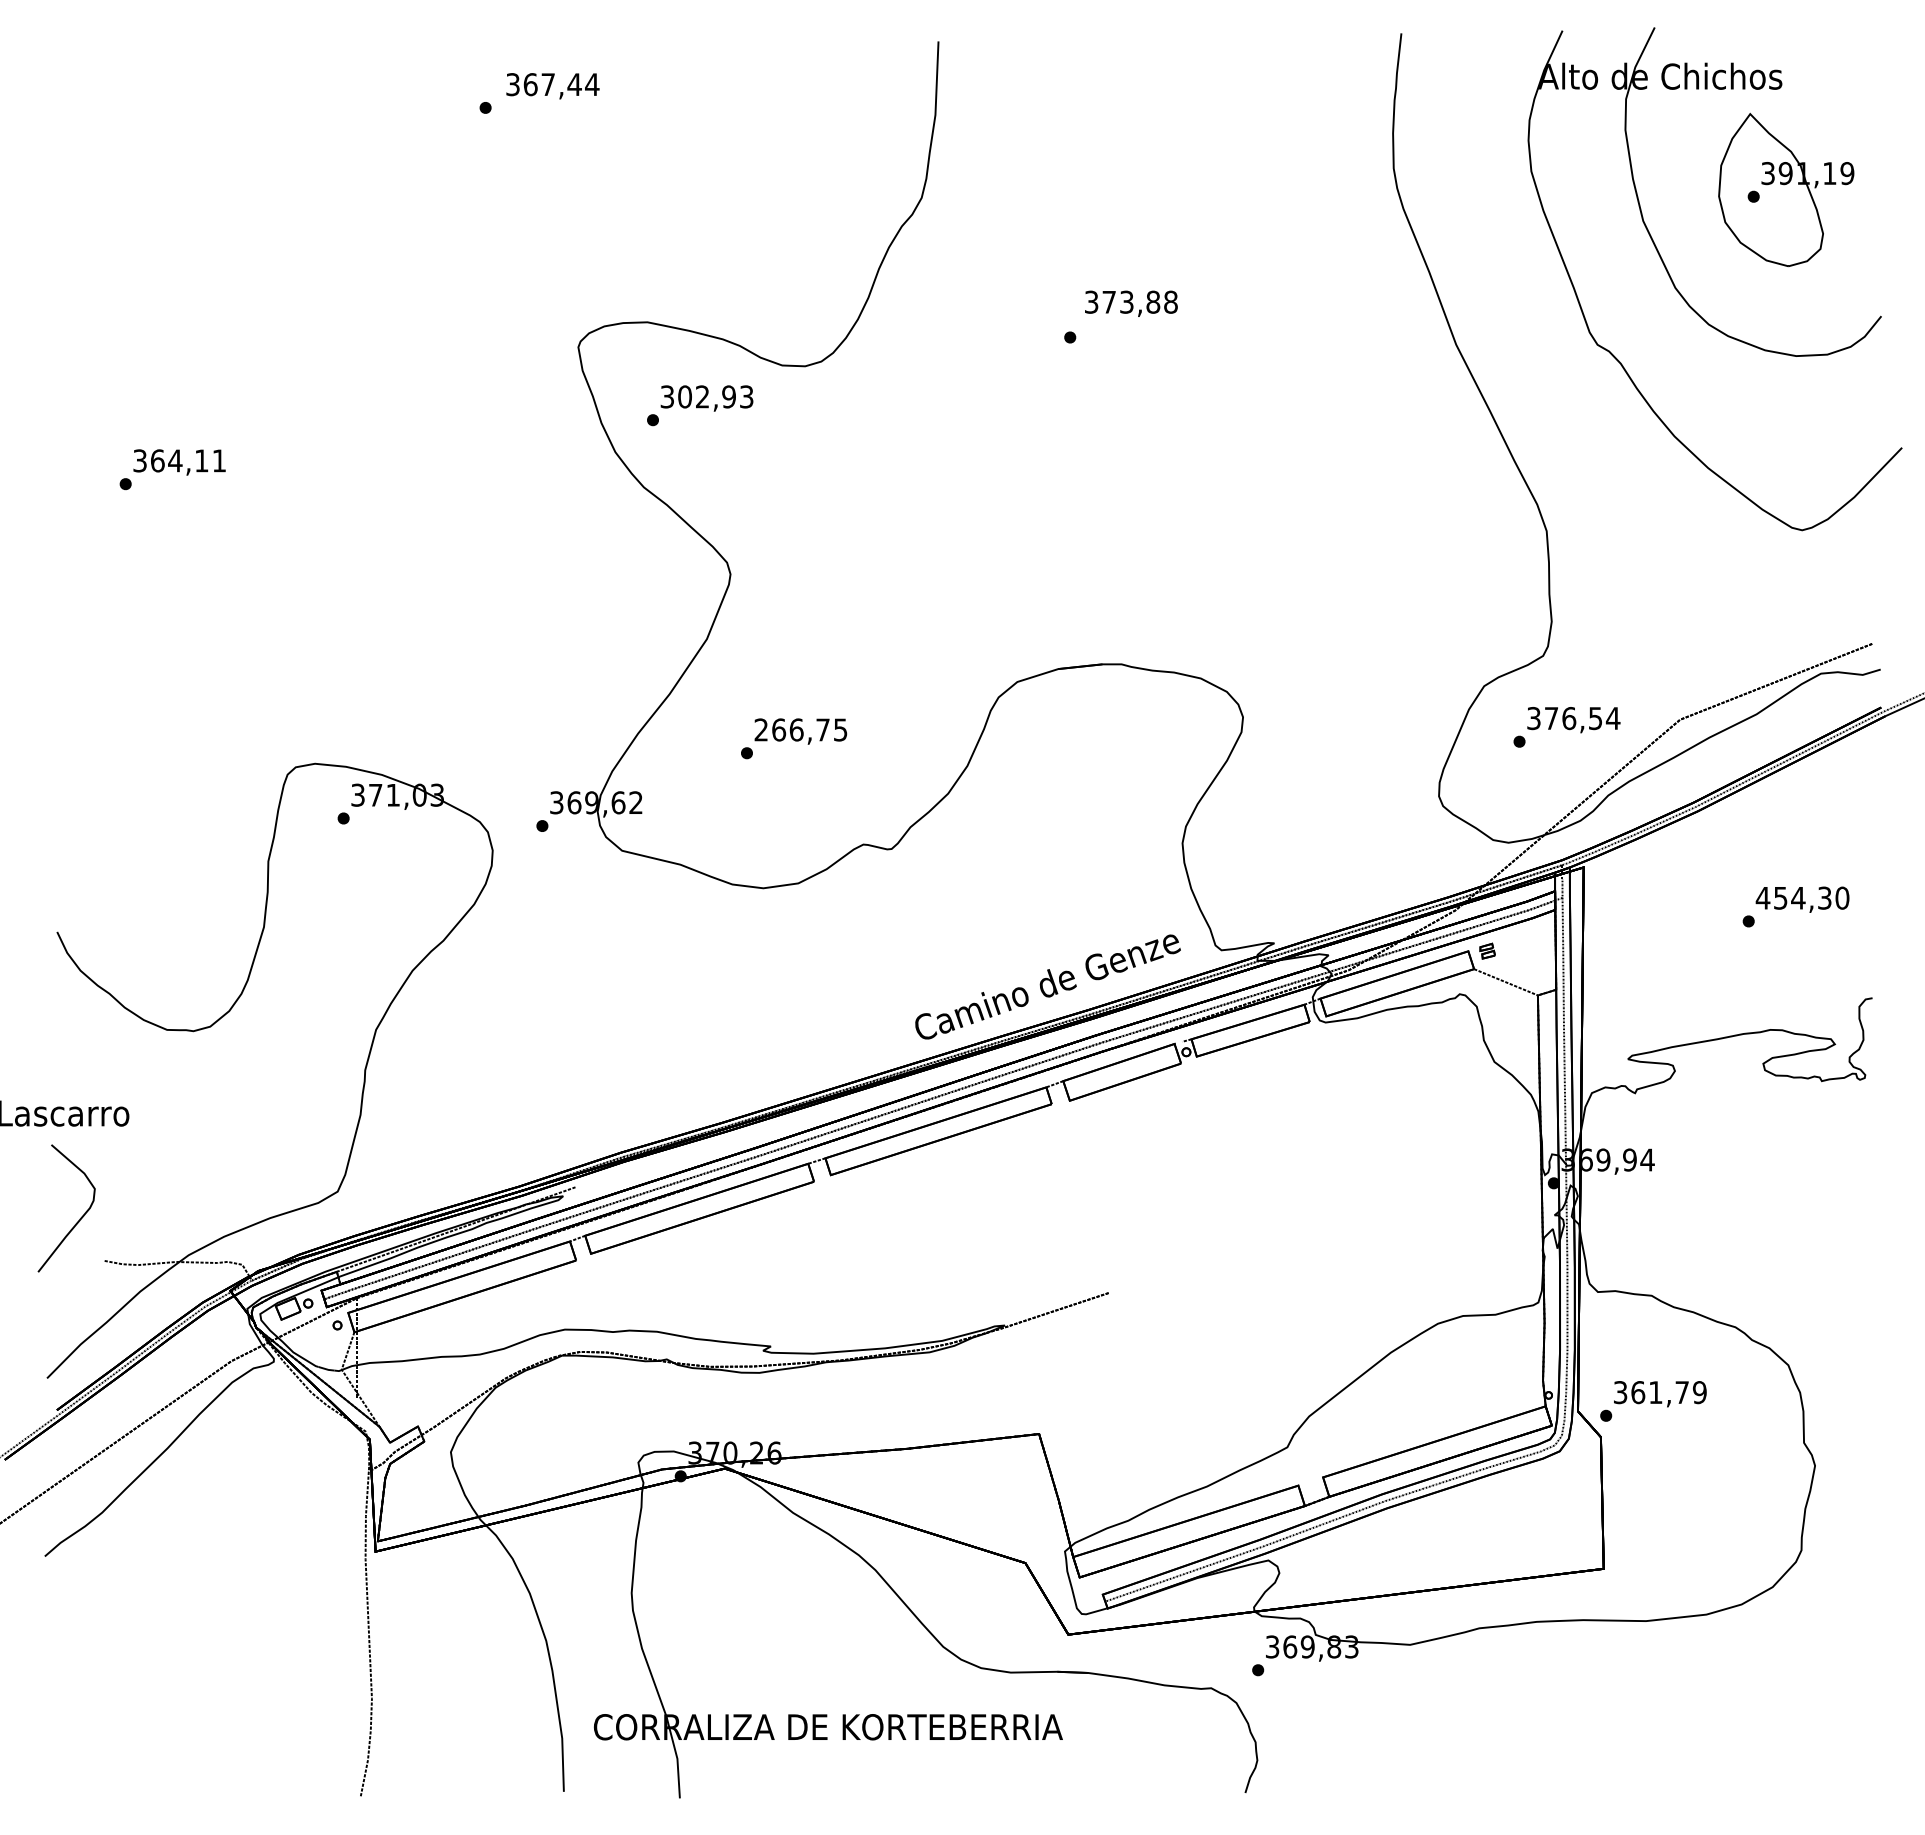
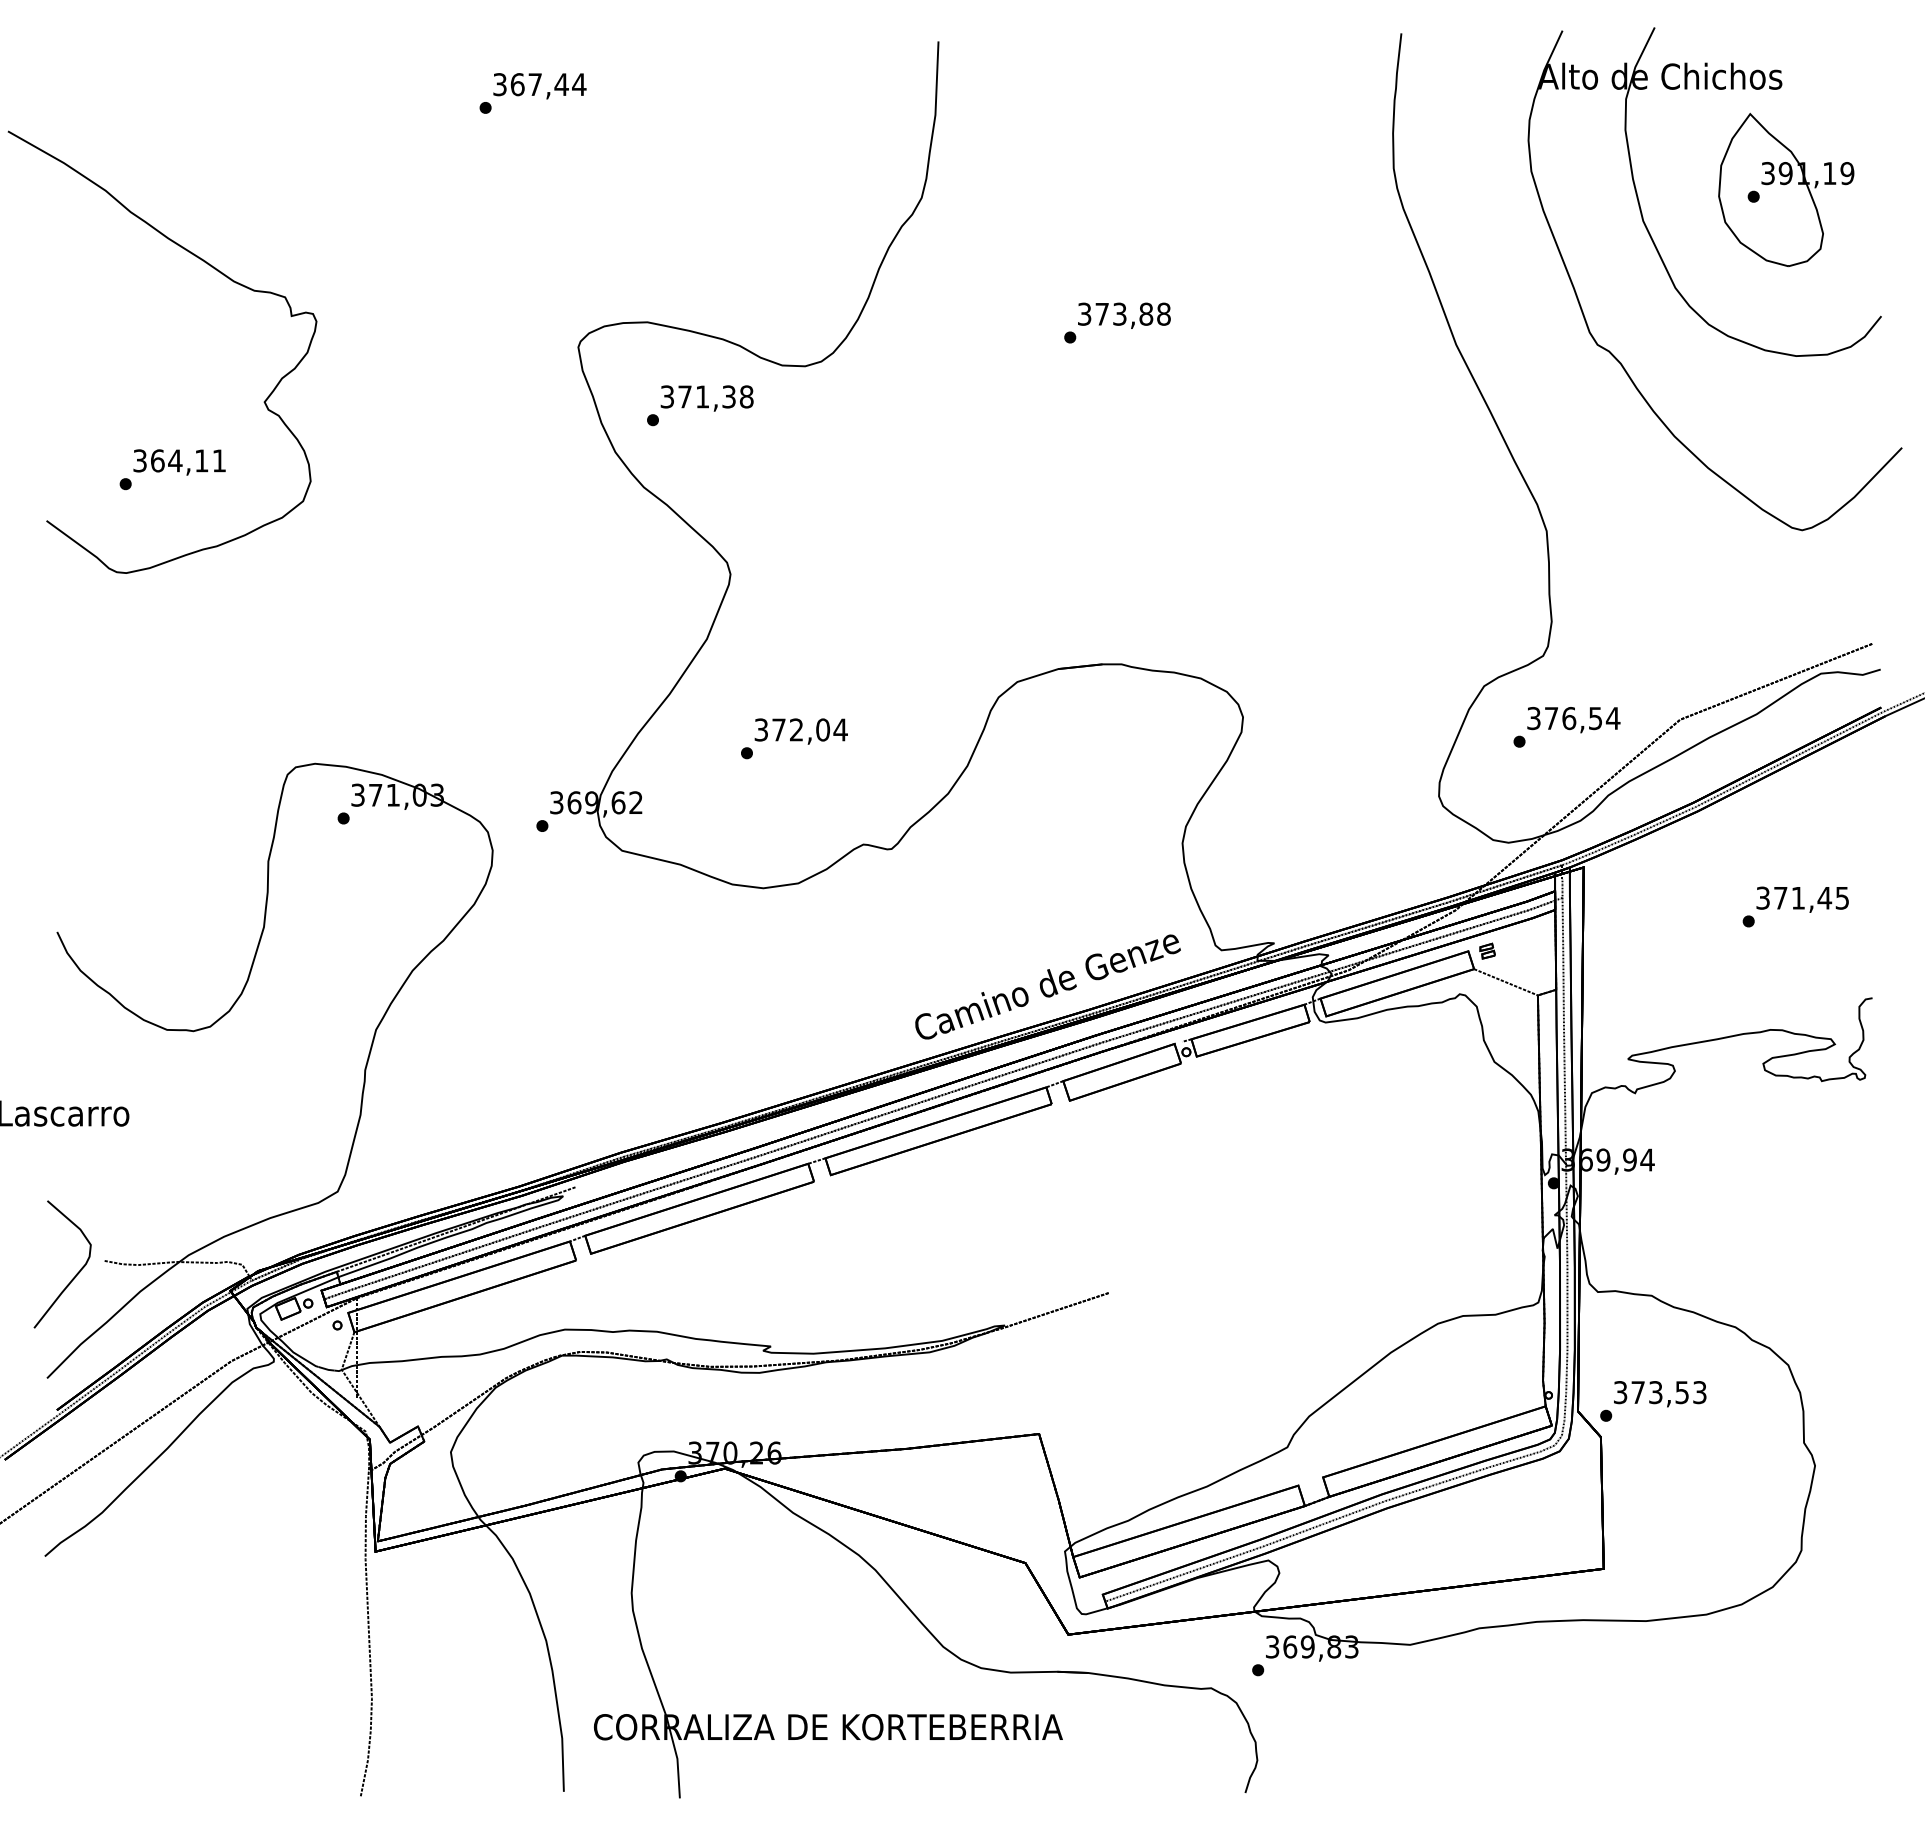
text position: (552, 86) -> (539, 86) (539, 86)
curve: none -> present (221, 274)
text position: (1131, 303) -> (1124, 315) (1124, 315)
text: 302,93 -> 371,38 (715, 396)
text: 266,75 -> 372,04 (800, 729)
text: 454,30 -> 371,45 (1802, 897)
curve position: (80, 1217) -> (76, 1273) (76, 1273)
text: 361,79 -> 373,53 (1668, 1392)
